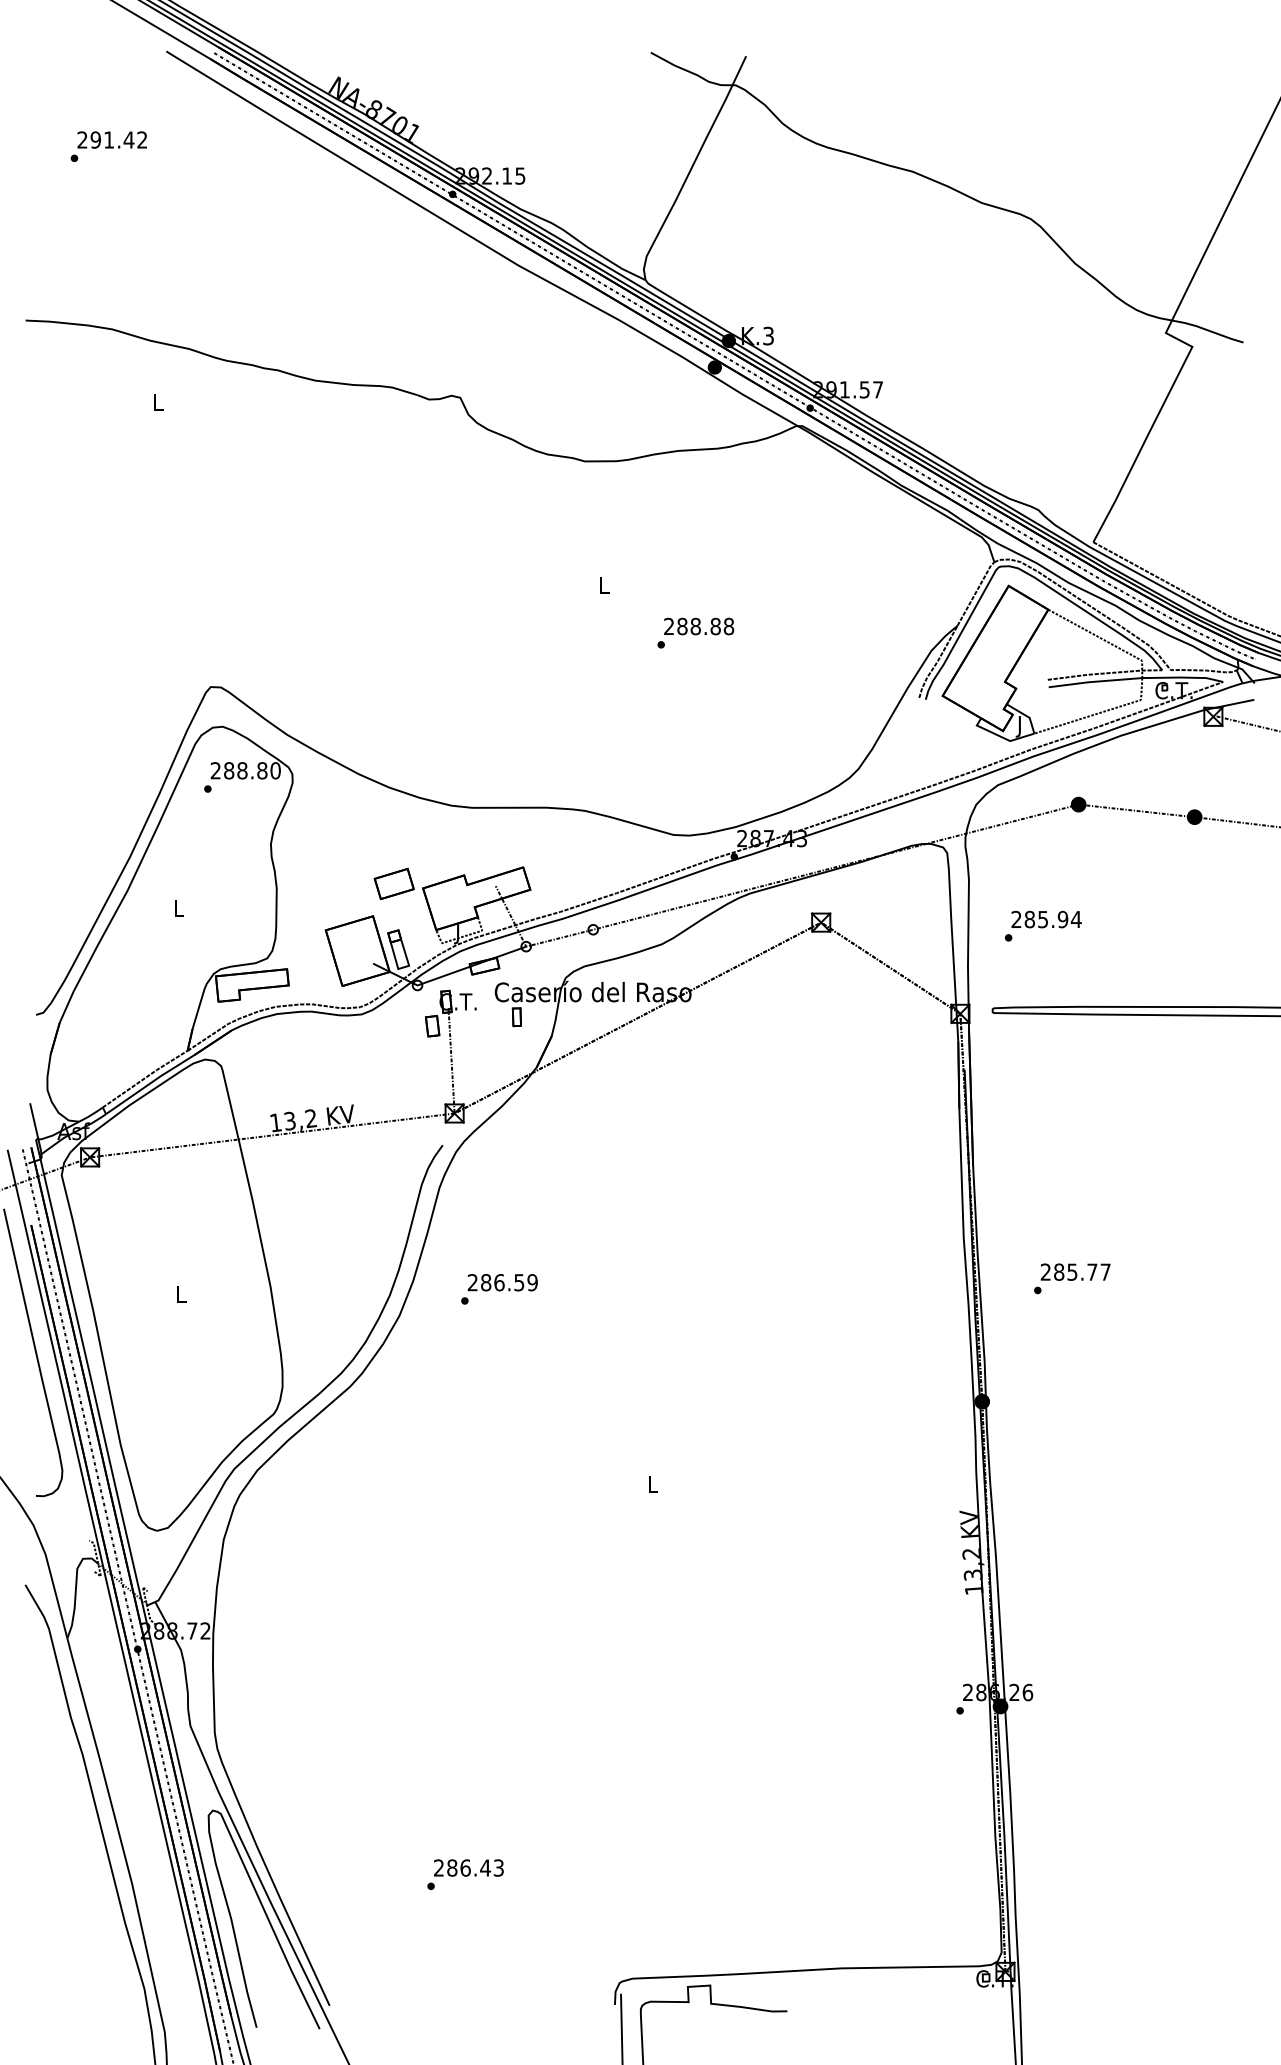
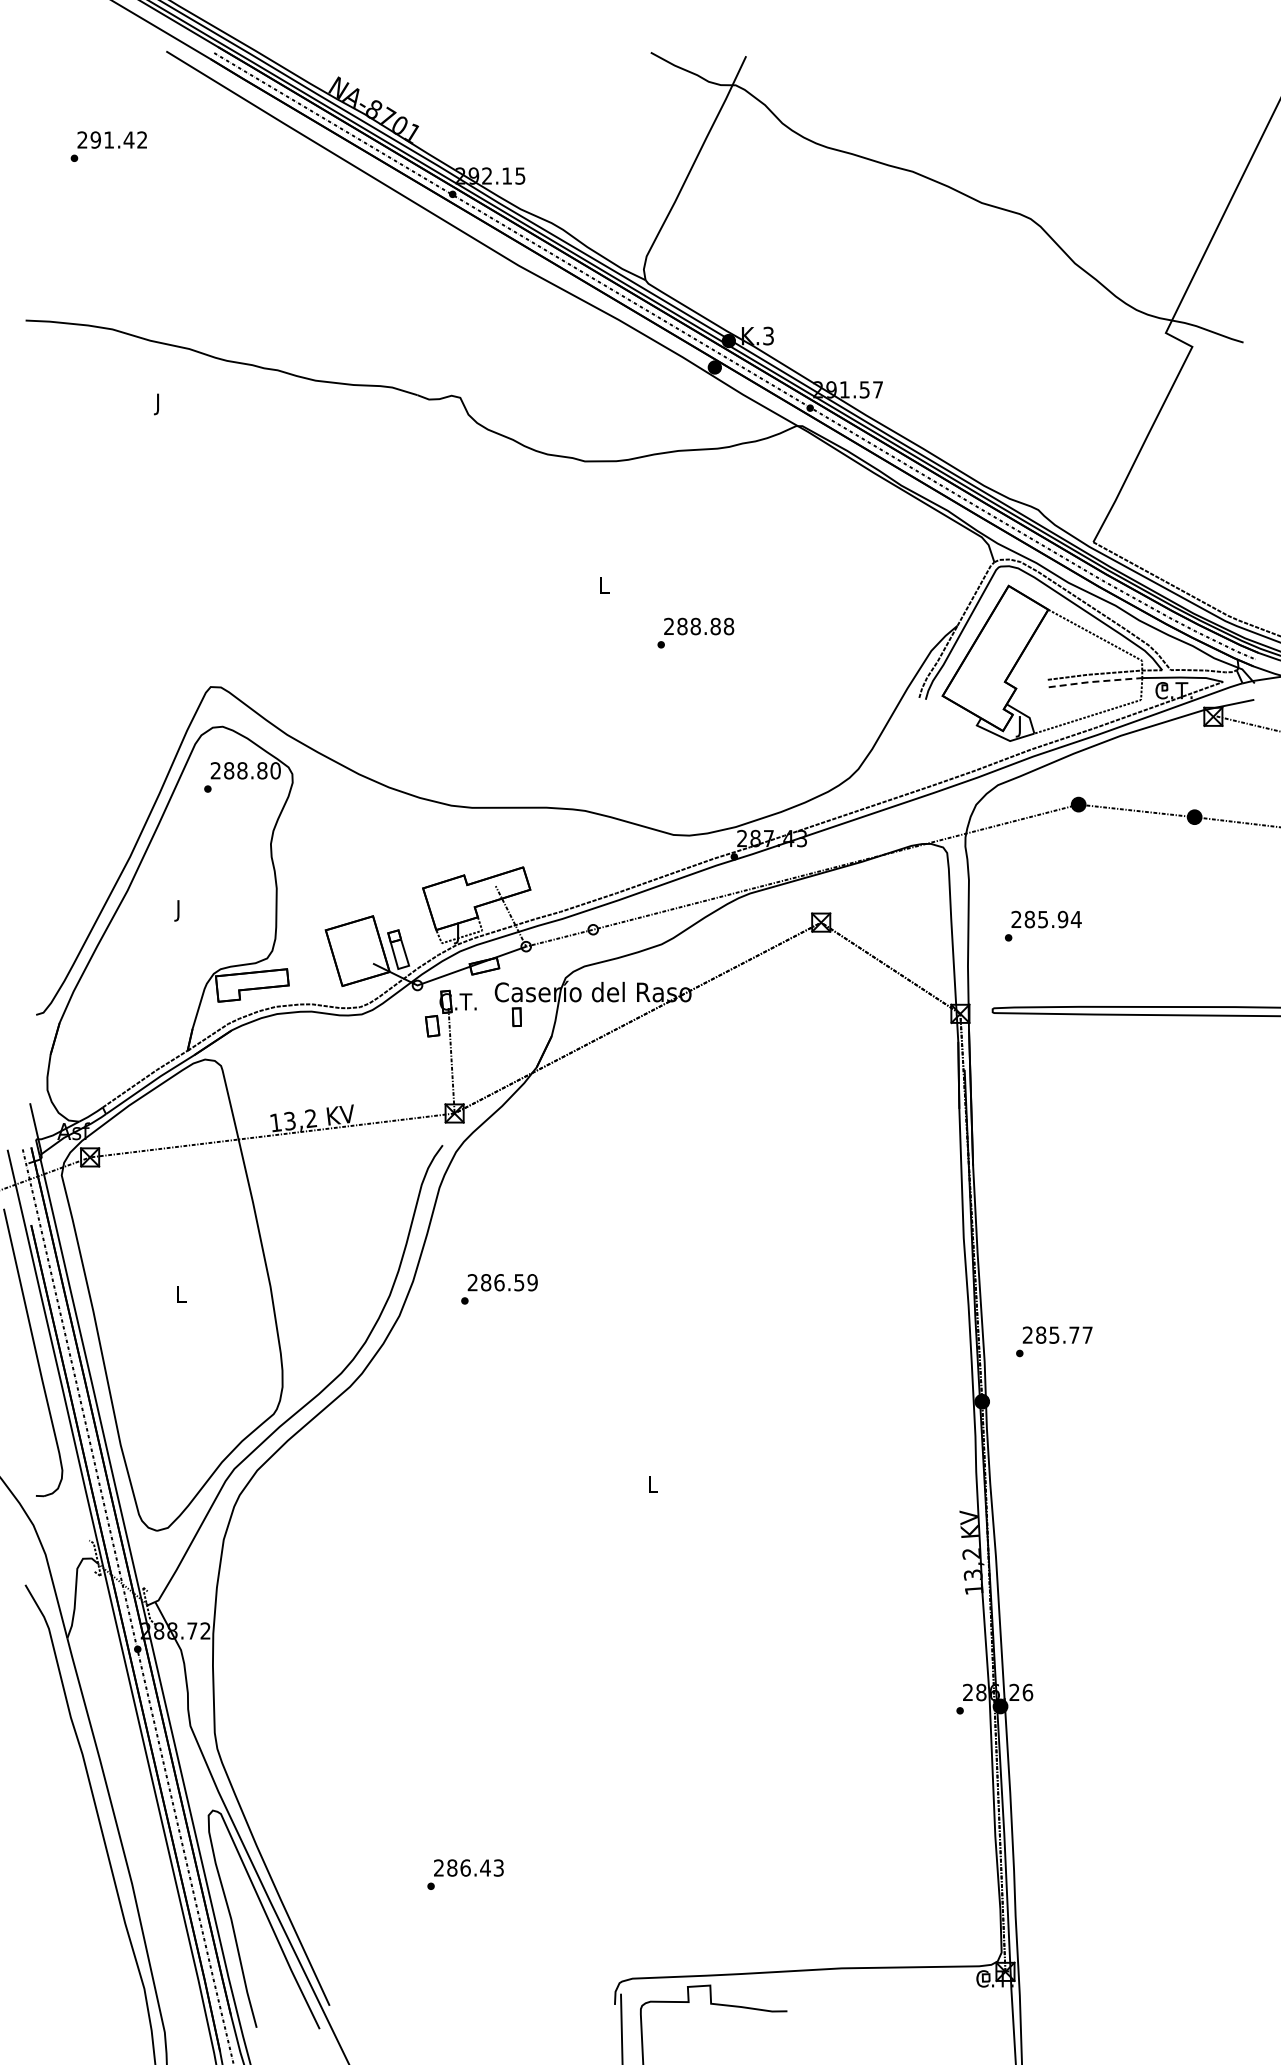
text: L -> J (158, 404)
line: solid -> dashed (1095, 681)
part: present -> none (393, 883)
text: L -> J (178, 910)
text position: (1072, 1278) -> (1054, 1341) (1054, 1341)
